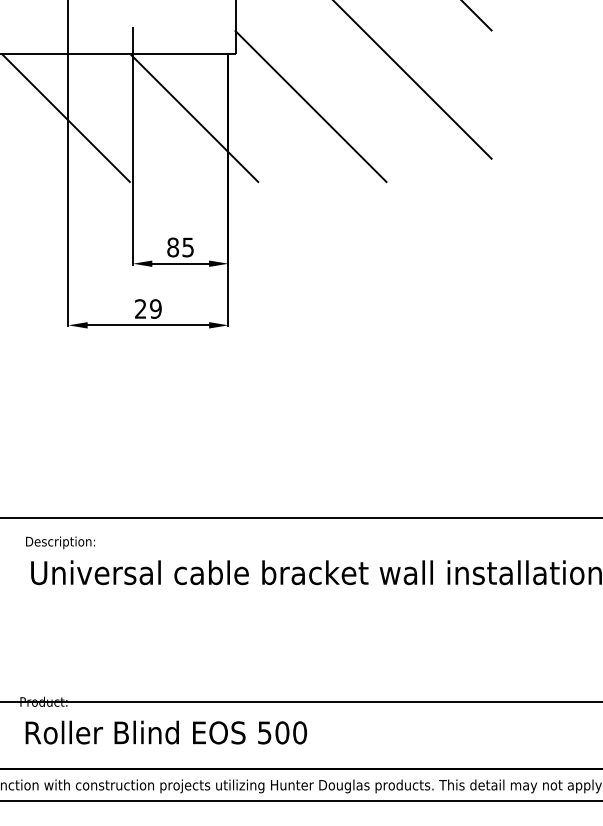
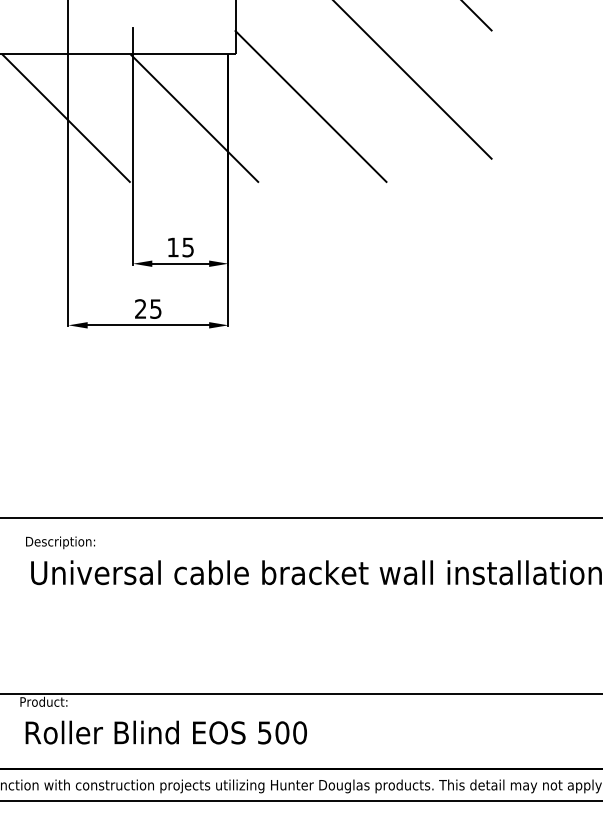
text: 85 -> 15 (173, 247)
text: 29 -> 25 (155, 308)
line position: (300, 701) -> (300, 693) (300, 693)
